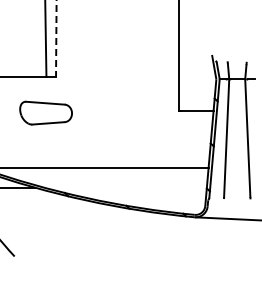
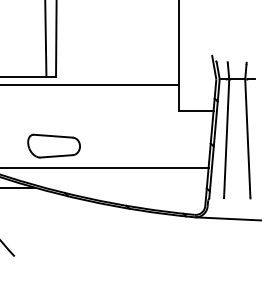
line: dashed -> solid (56, 38)
line: none -> present (90, 84)
part position: (45, 112) -> (53, 145) (53, 145)
